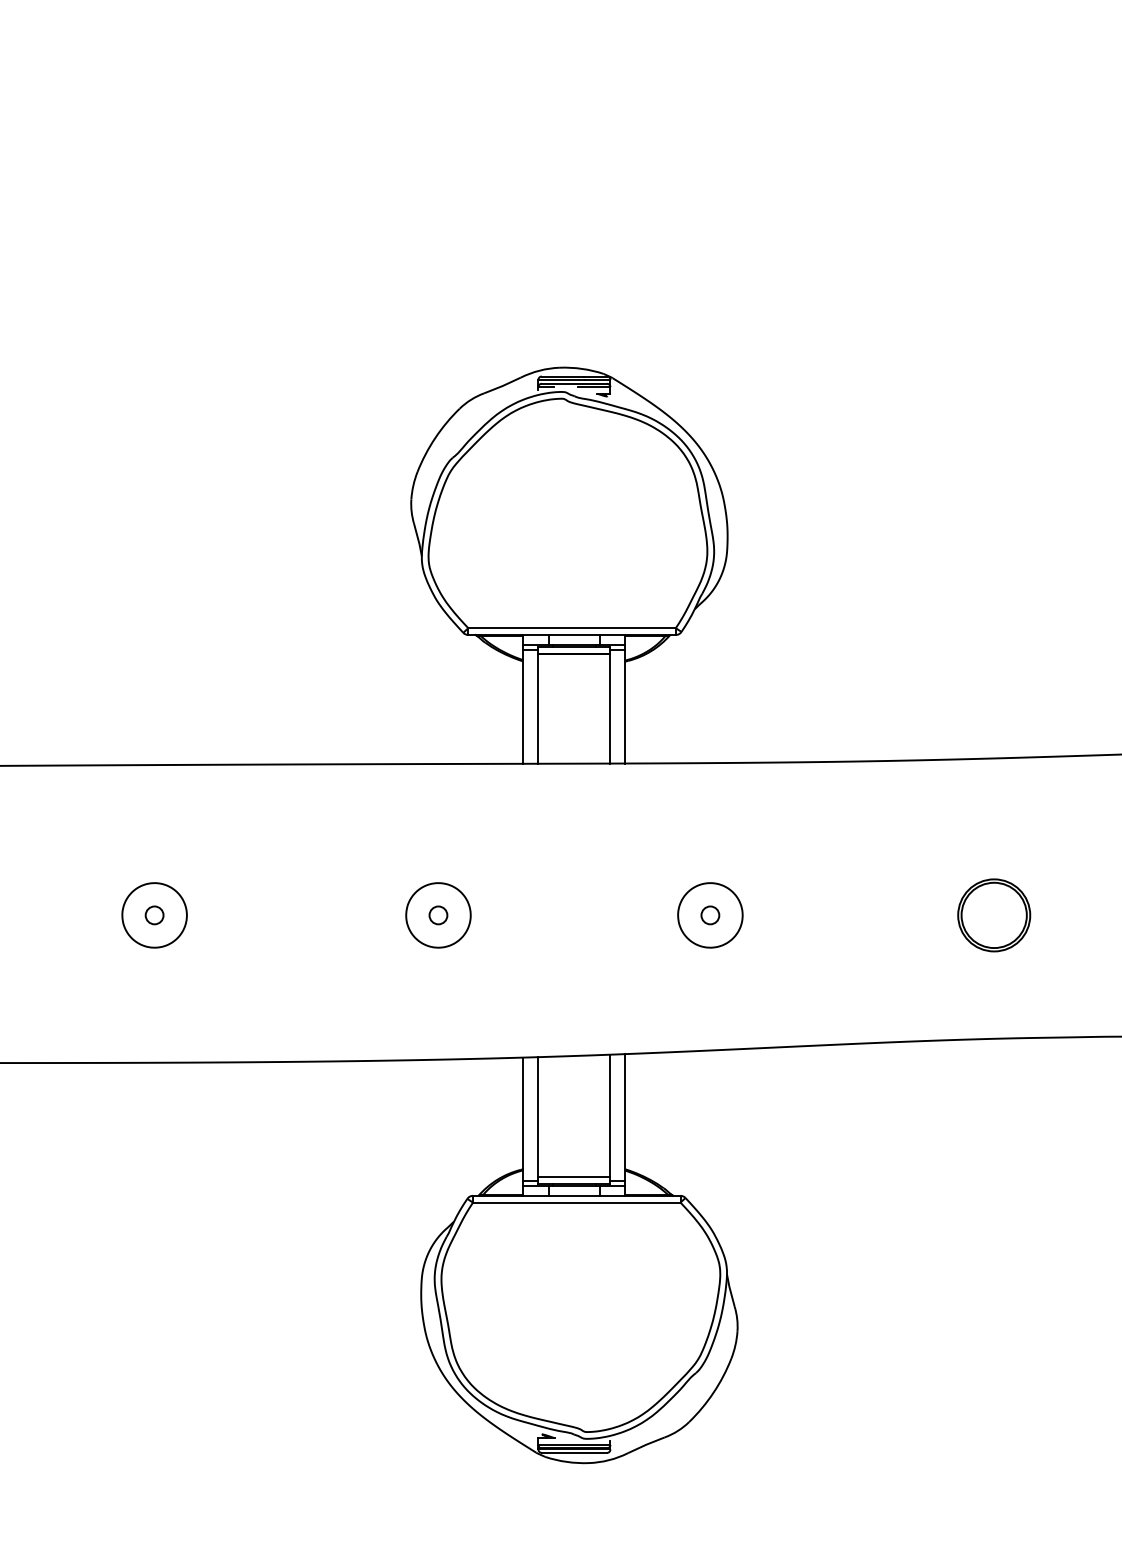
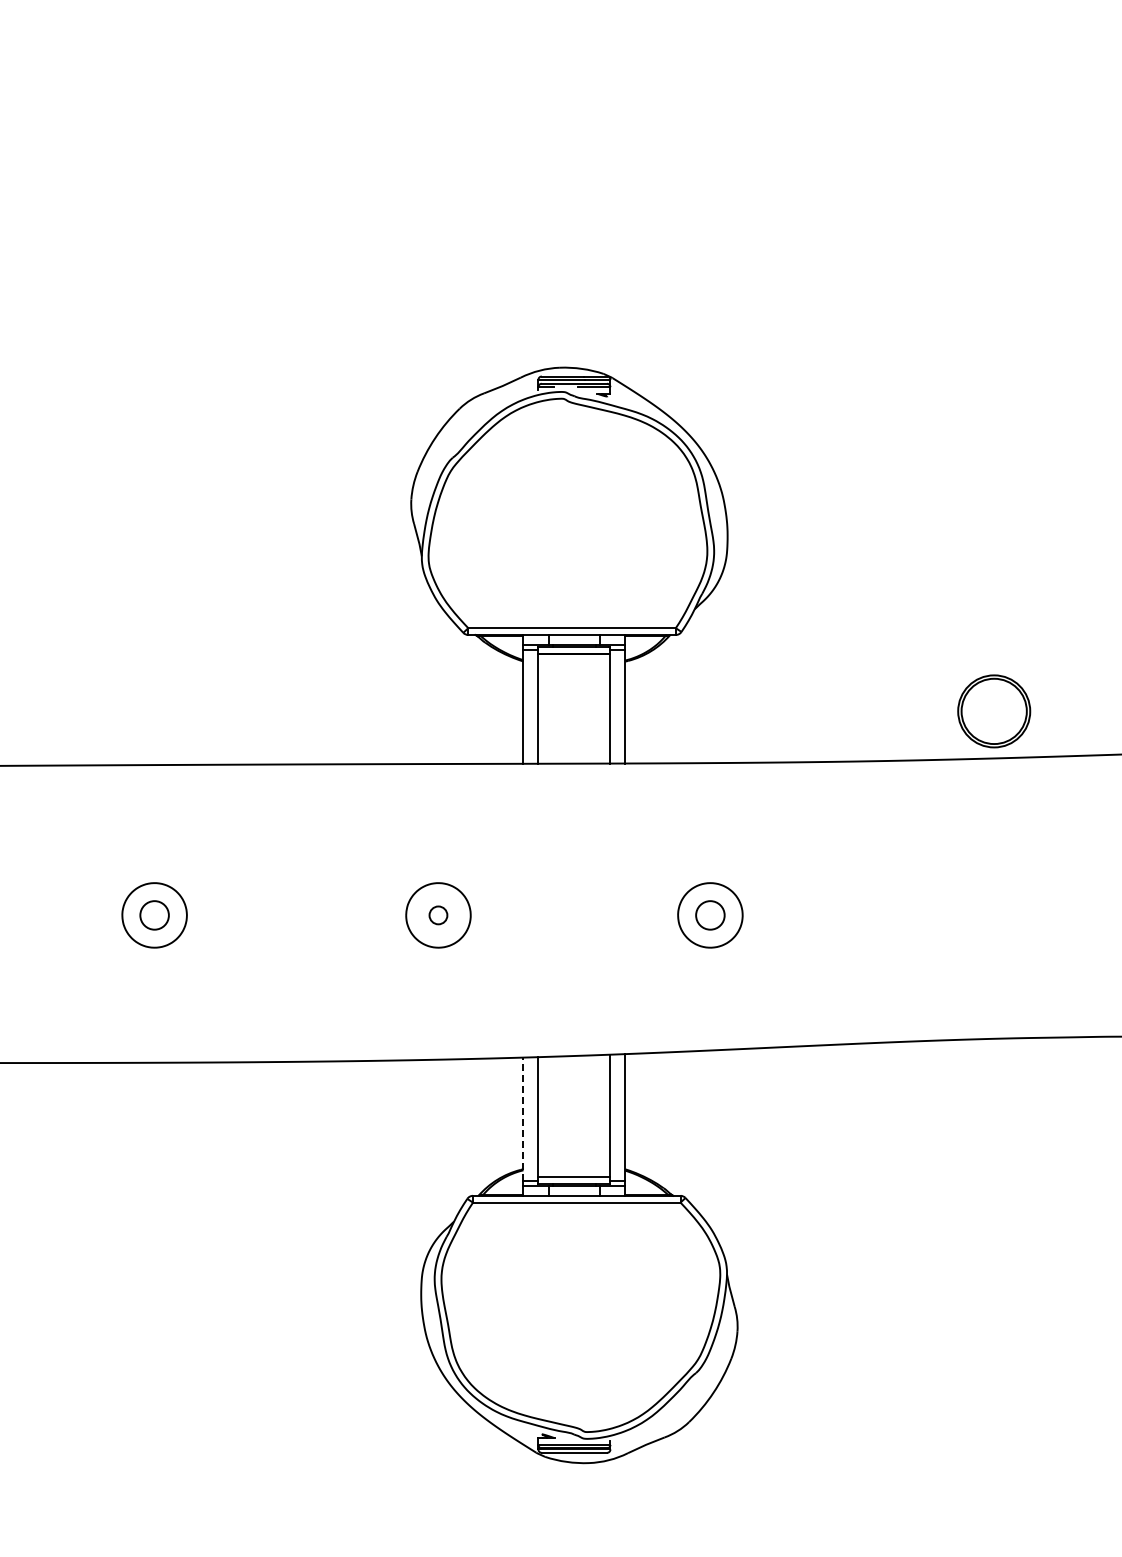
circle diameter: 18 px -> 29 px (154, 915)
circle diameter: 18 px -> 29 px (710, 915)
part position: (994, 915) -> (994, 711) (994, 711)
line: solid -> dashed (523, 1118)
